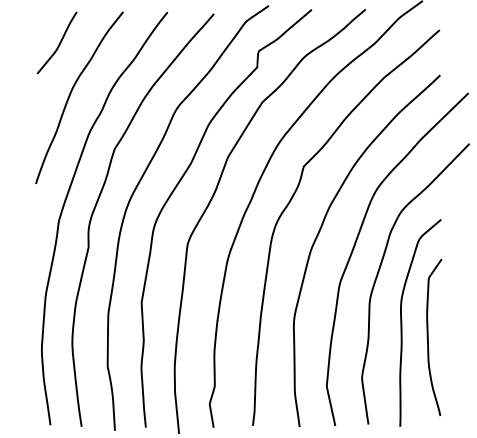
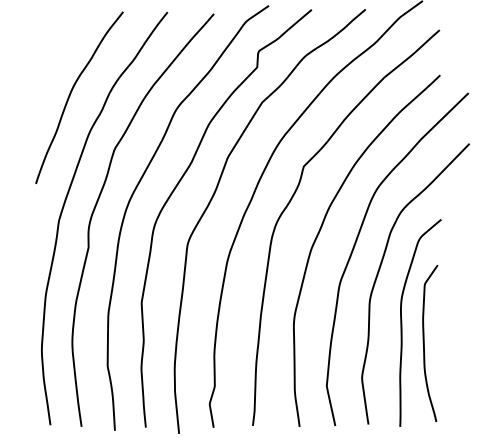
curve: present -> none (58, 44)
curve position: (428, 336) -> (424, 342) (424, 342)
